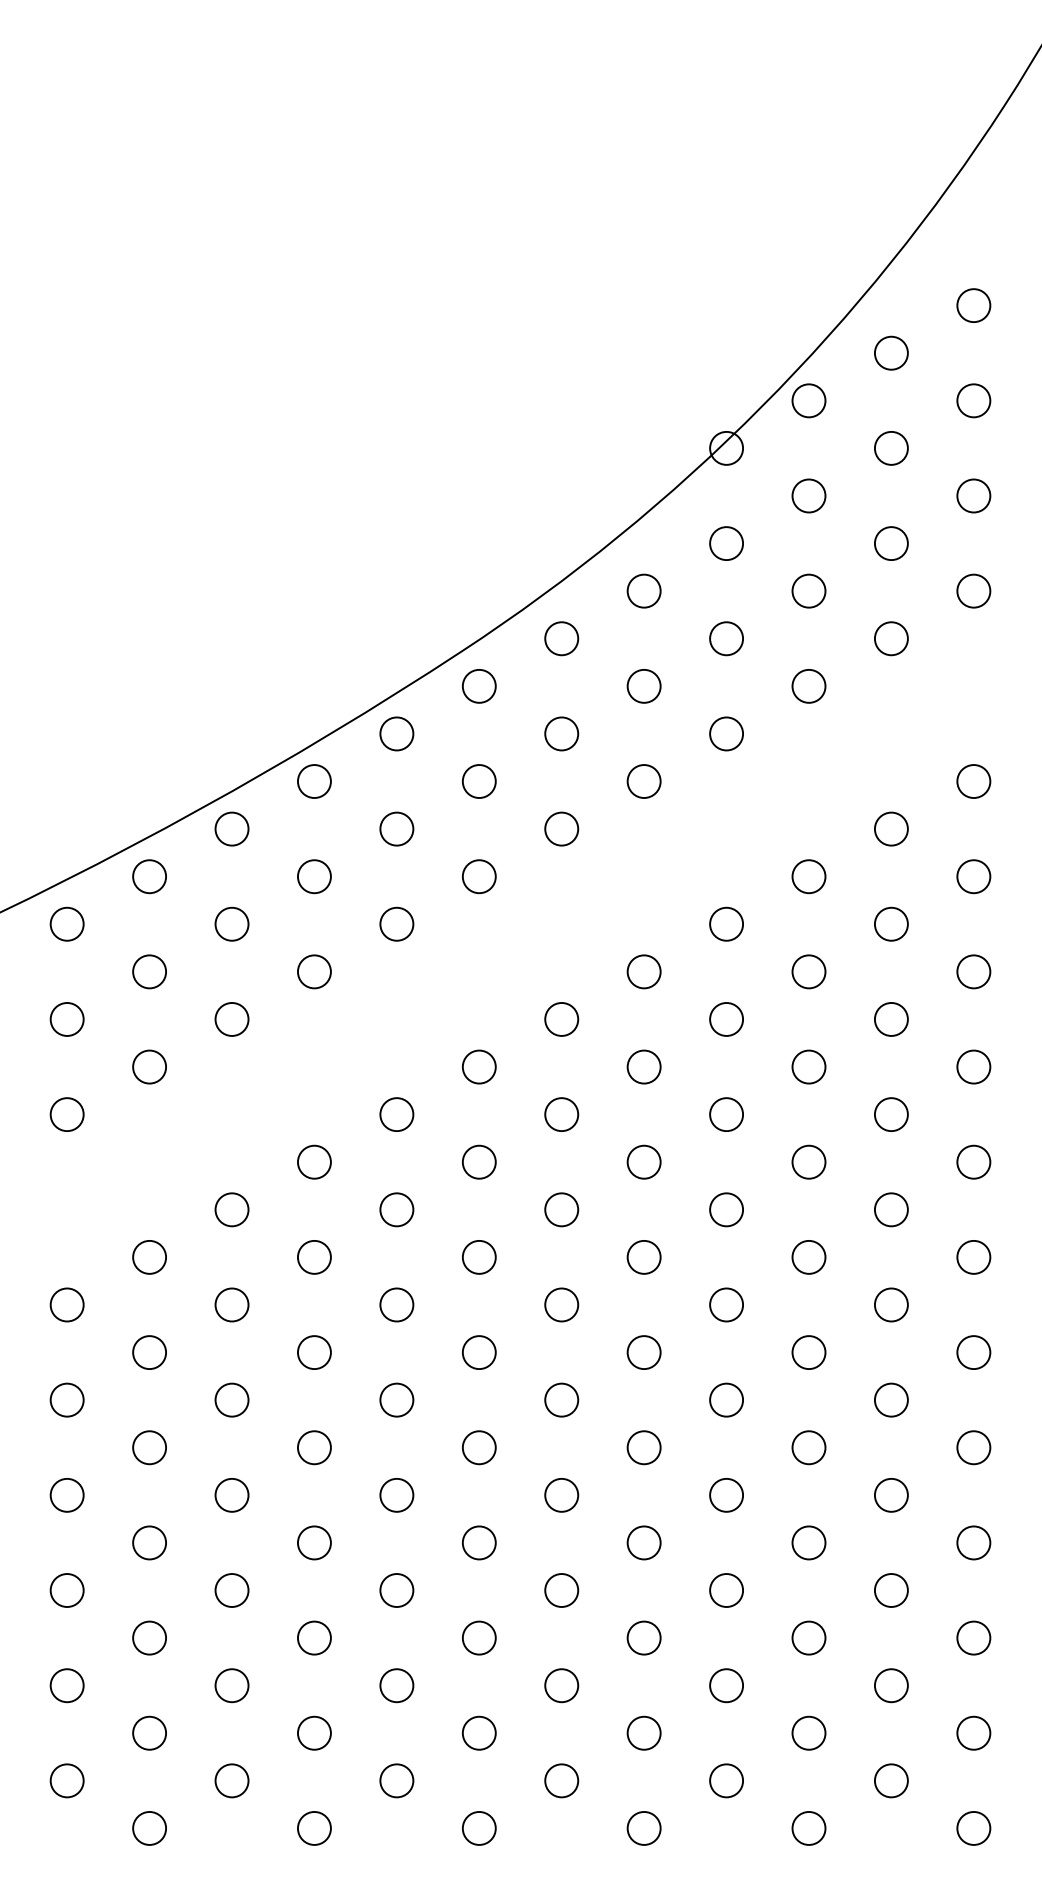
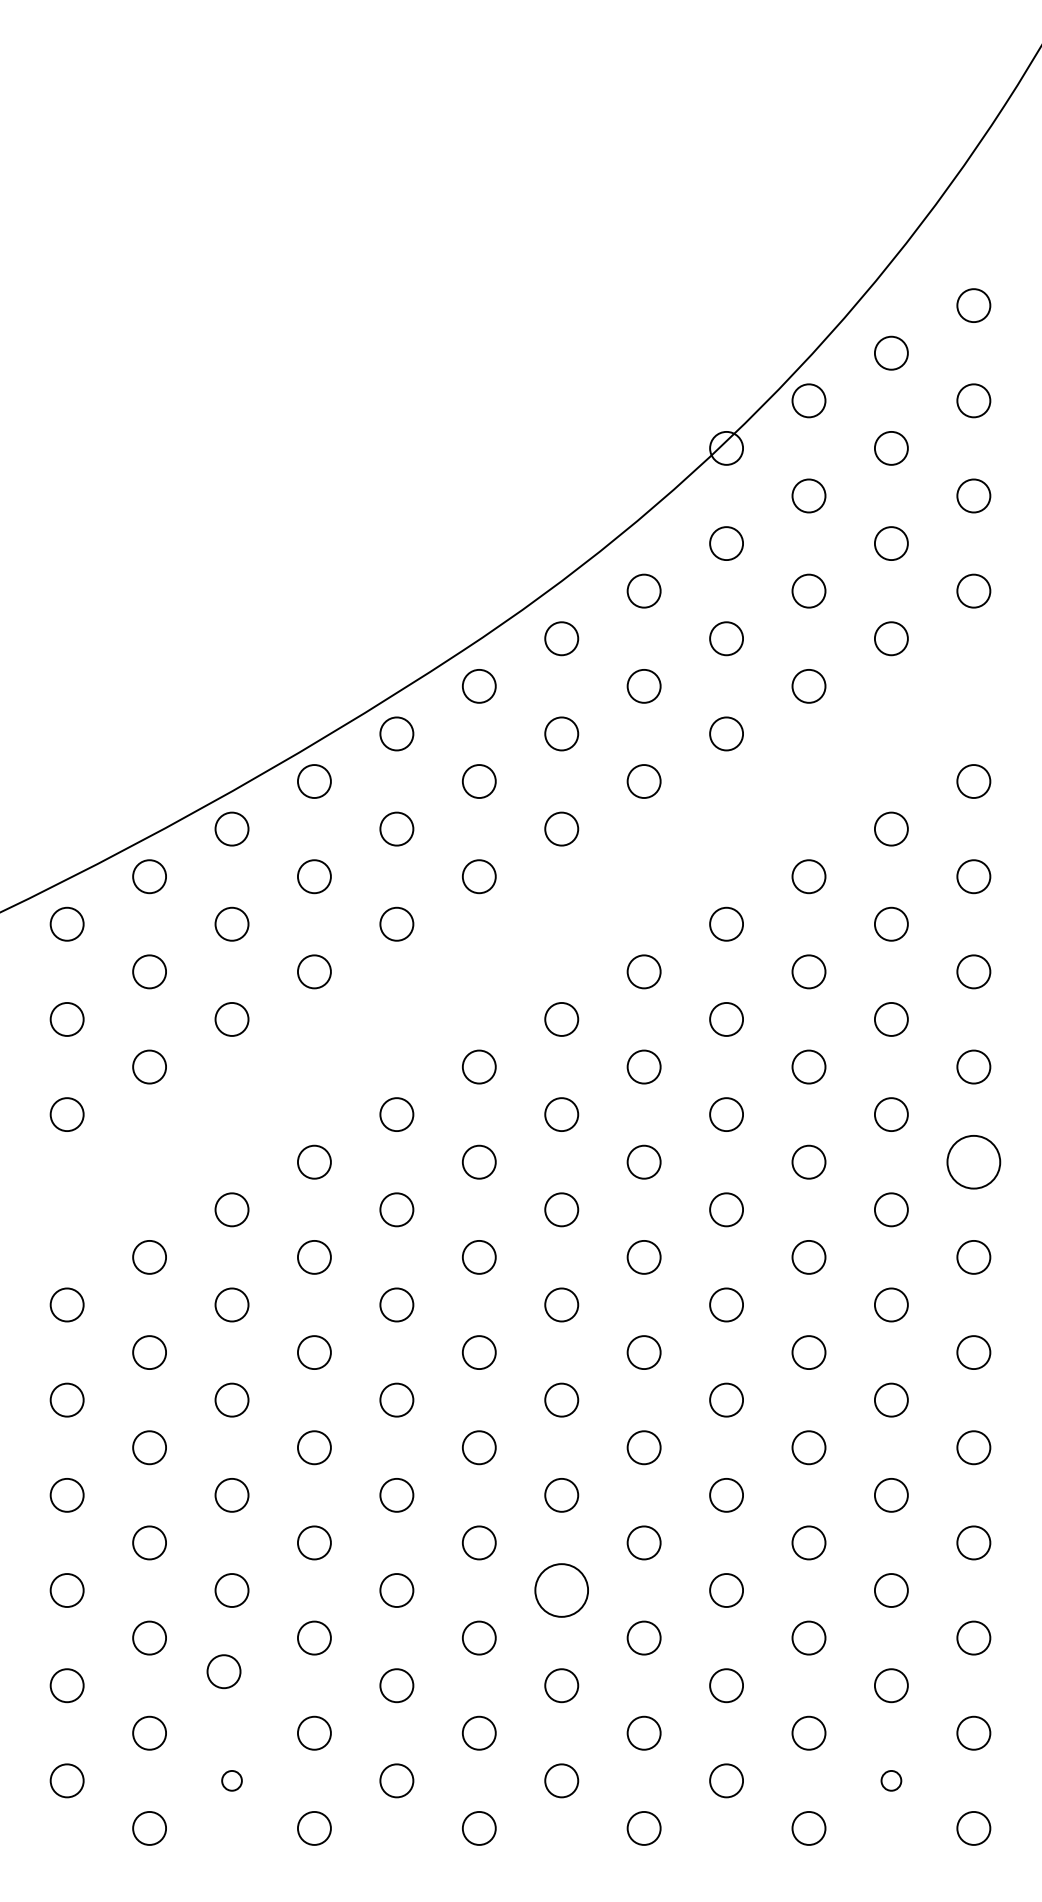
circle diameter: 33 px -> 53 px (973, 1161)
circle diameter: 33 px -> 53 px (561, 1590)
circle position: (231, 1685) -> (223, 1671) (223, 1671)
circle diameter: 33 px -> 20 px (231, 1780)
circle diameter: 33 px -> 20 px (891, 1780)
